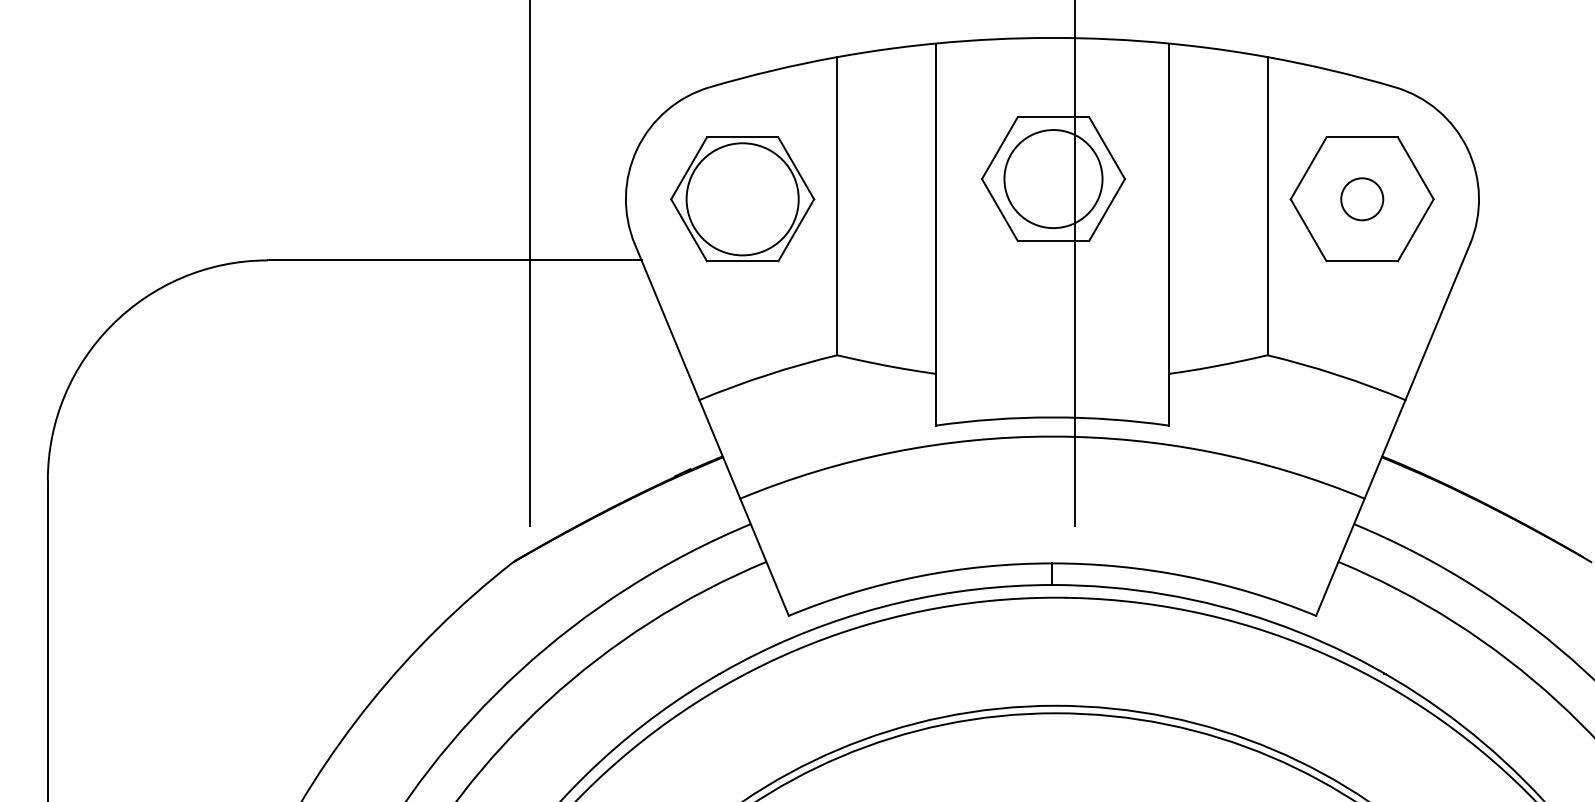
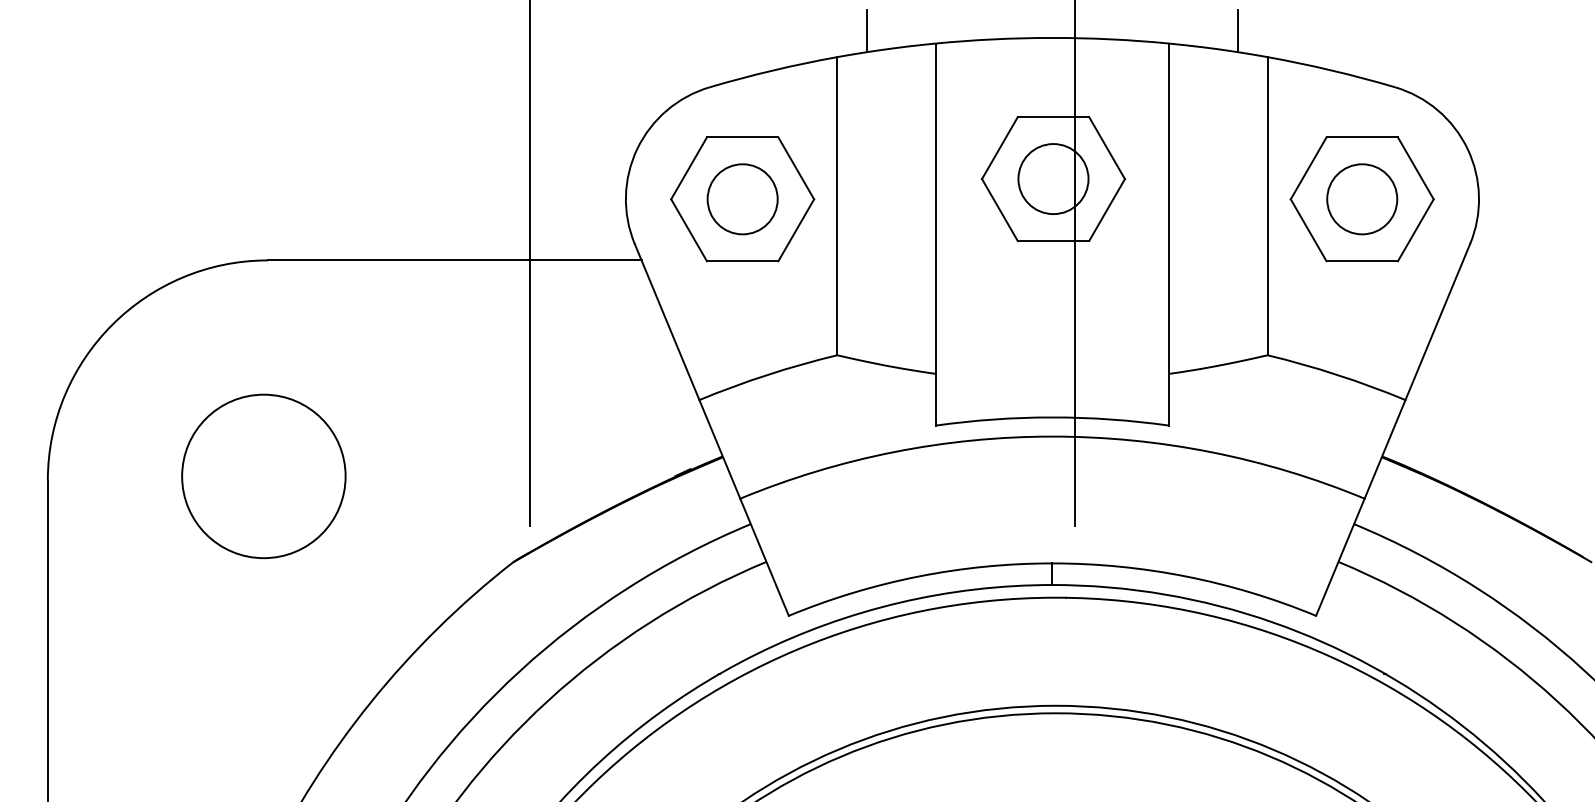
line: none -> present (867, 30)
line: none -> present (1237, 30)
circle diameter: 98 px -> 70 px (1053, 179)
circle diameter: 112 px -> 70 px (742, 199)
circle diameter: 42 px -> 70 px (1362, 199)
circle: none -> present (263, 476)
